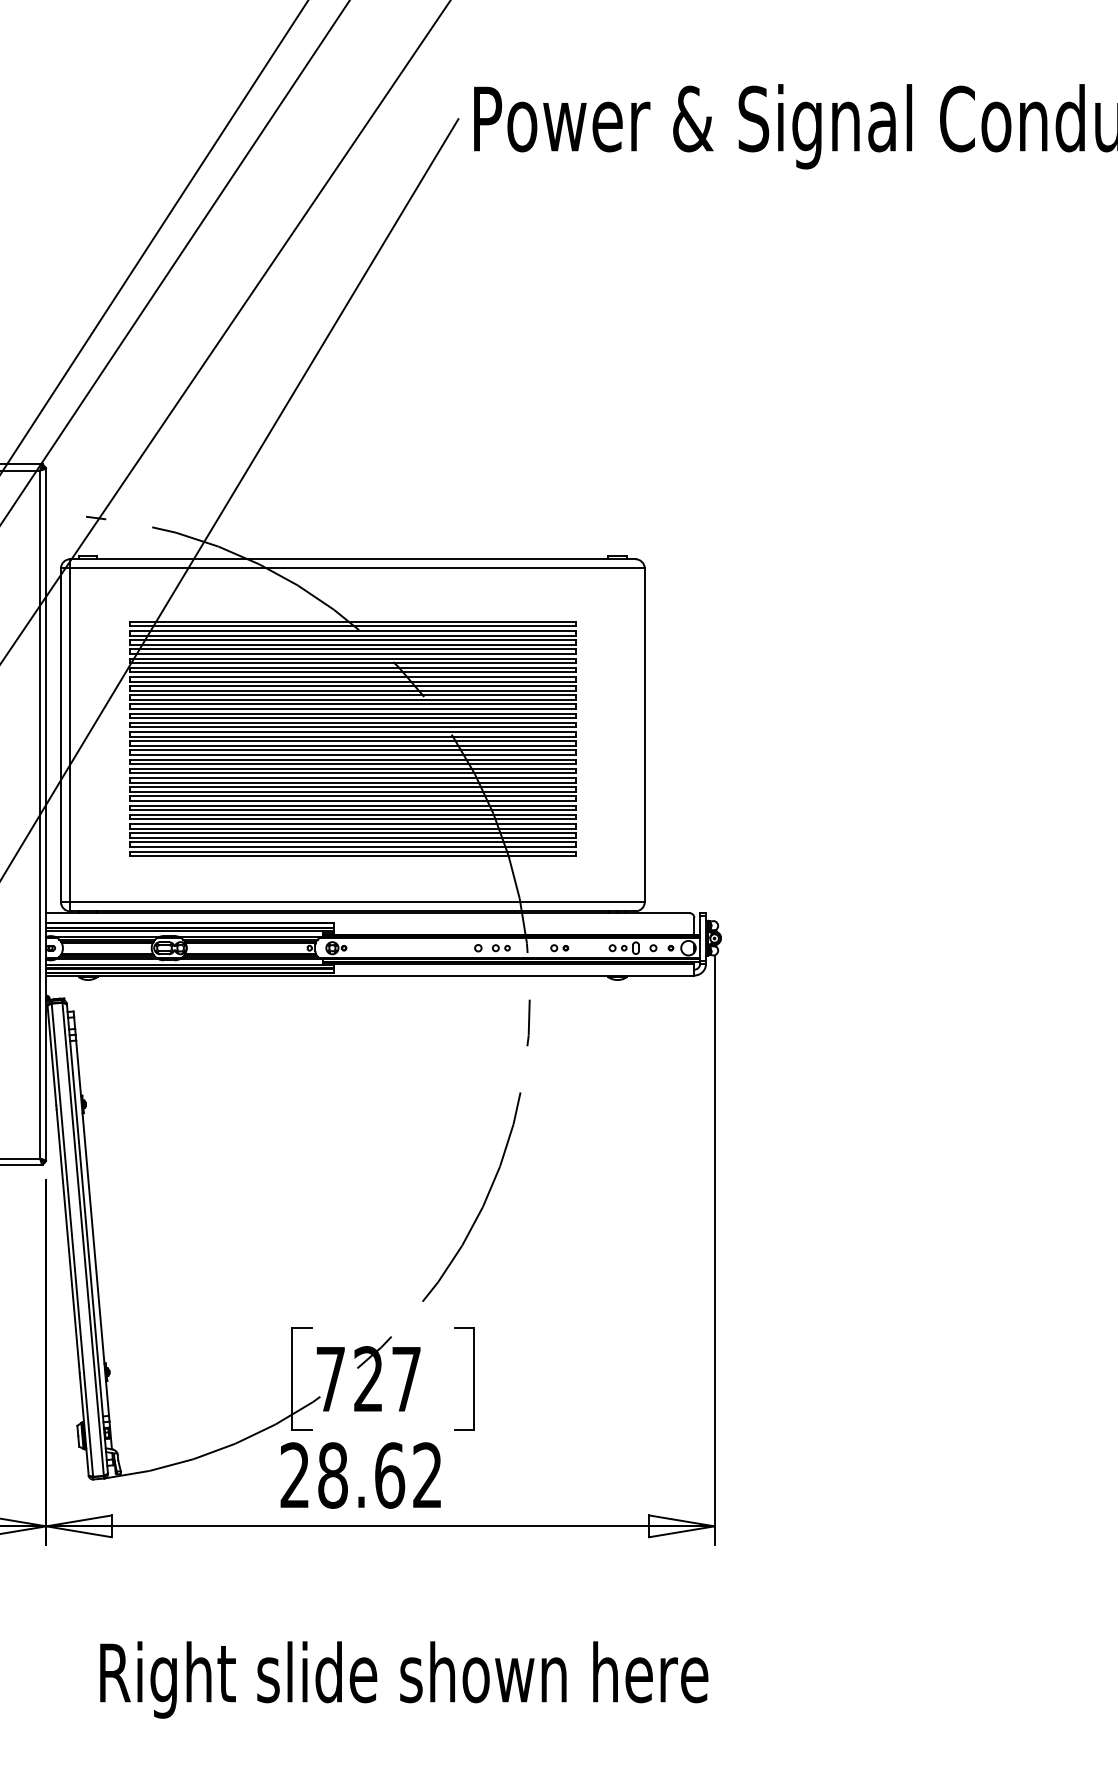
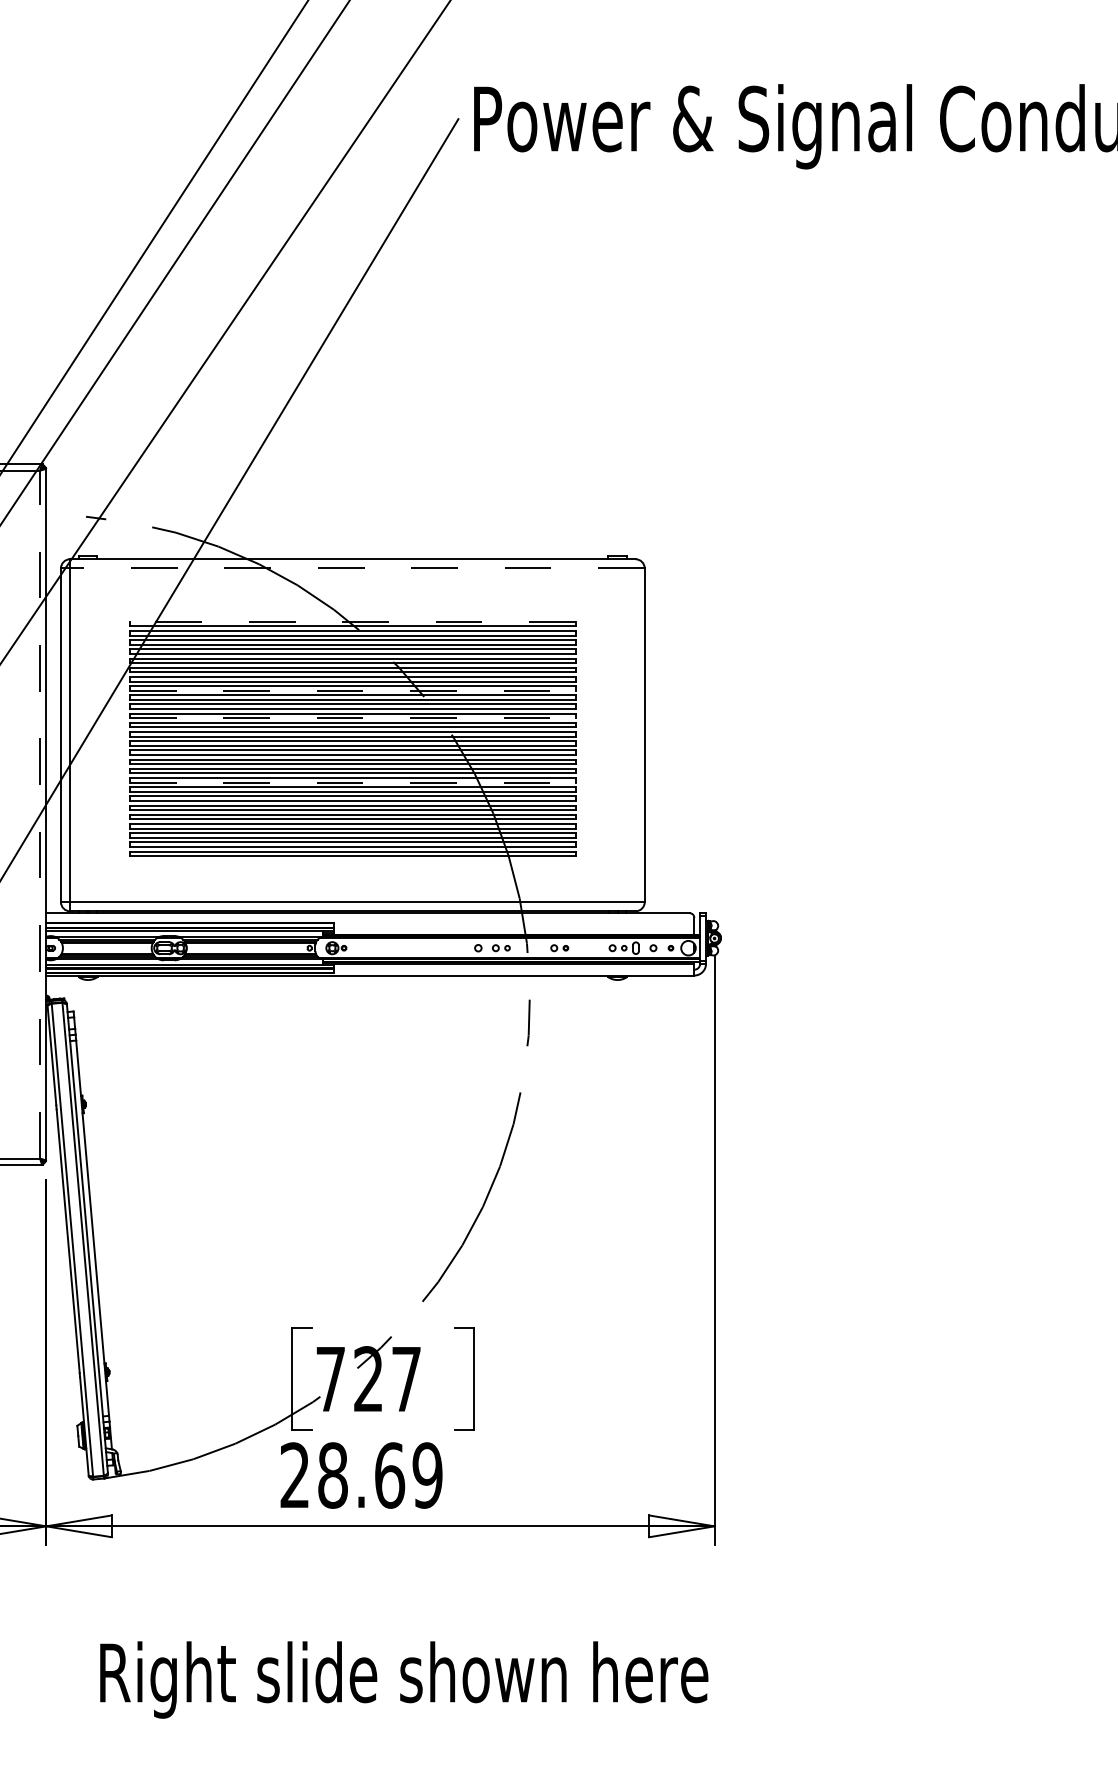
line: solid -> dashed (356, 568)
line: solid -> dashed (352, 621)
line: solid -> dashed (352, 690)
line: solid -> dashed (352, 718)
line: solid -> dashed (352, 782)
line: solid -> dashed (40, 814)
text: 28.62 -> 28.69 (427, 1475)
